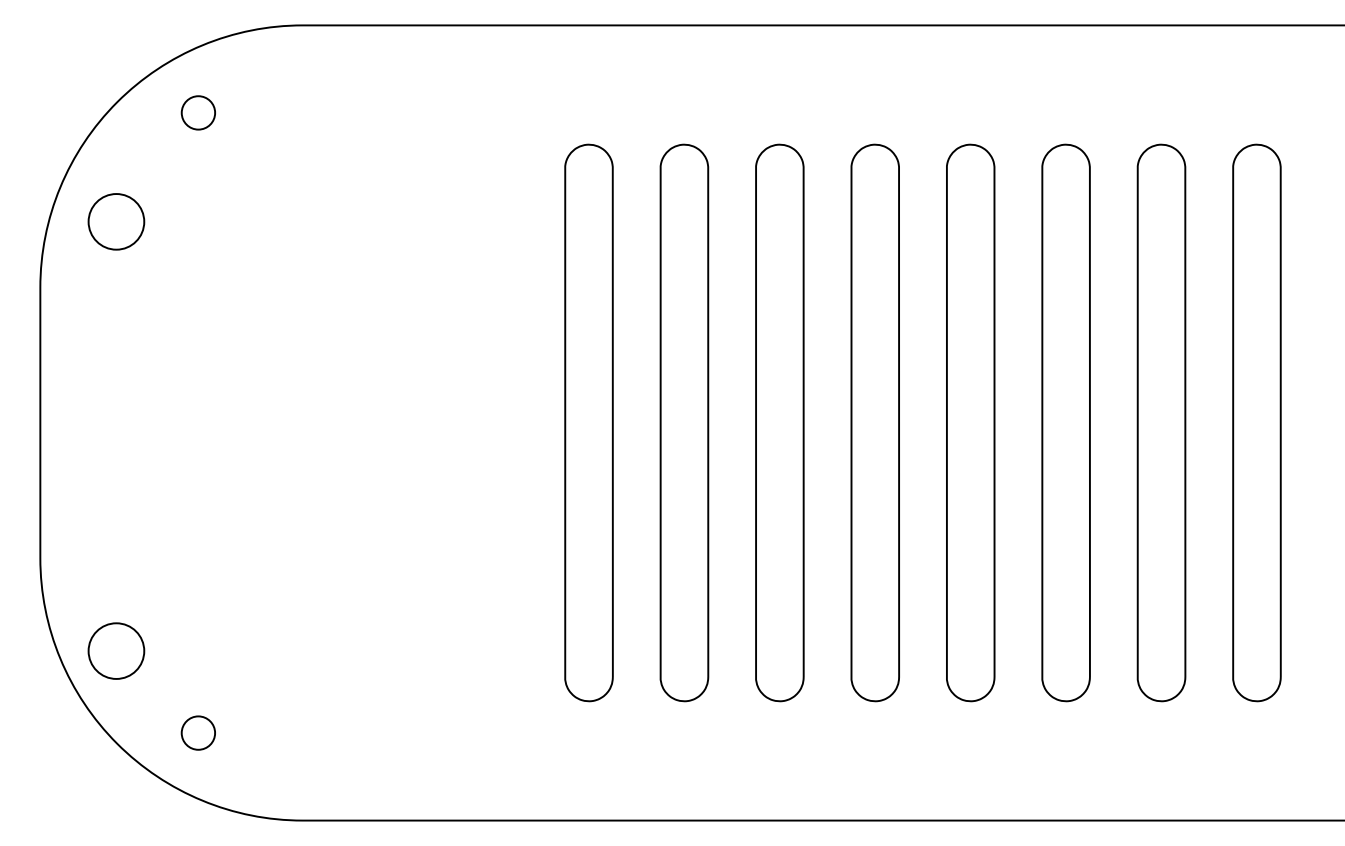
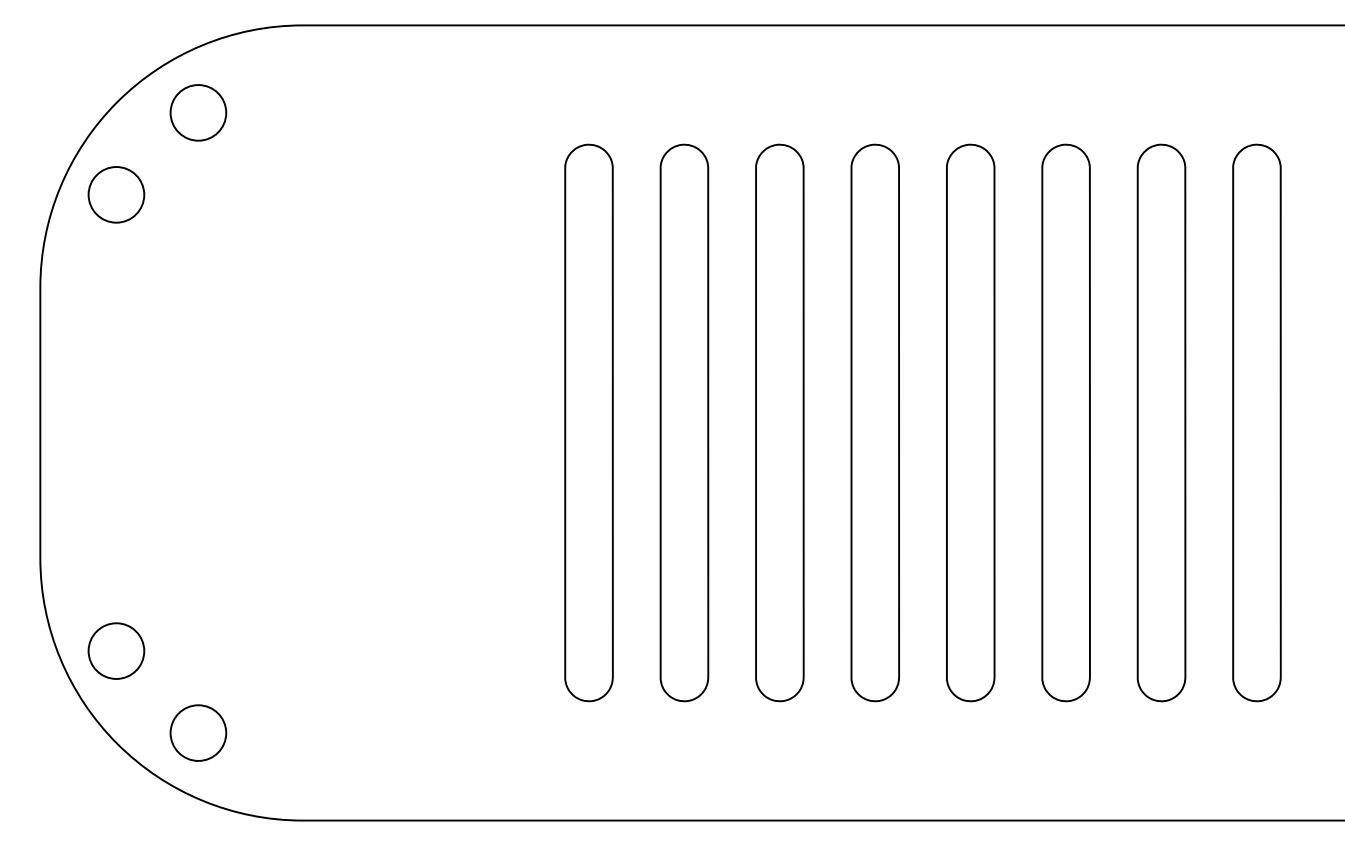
circle size: 36x36 px -> 59x58 px (198, 112)
circle position: (116, 221) -> (116, 194) (116, 194)
circle diameter: 33 px -> 56 px (198, 732)
